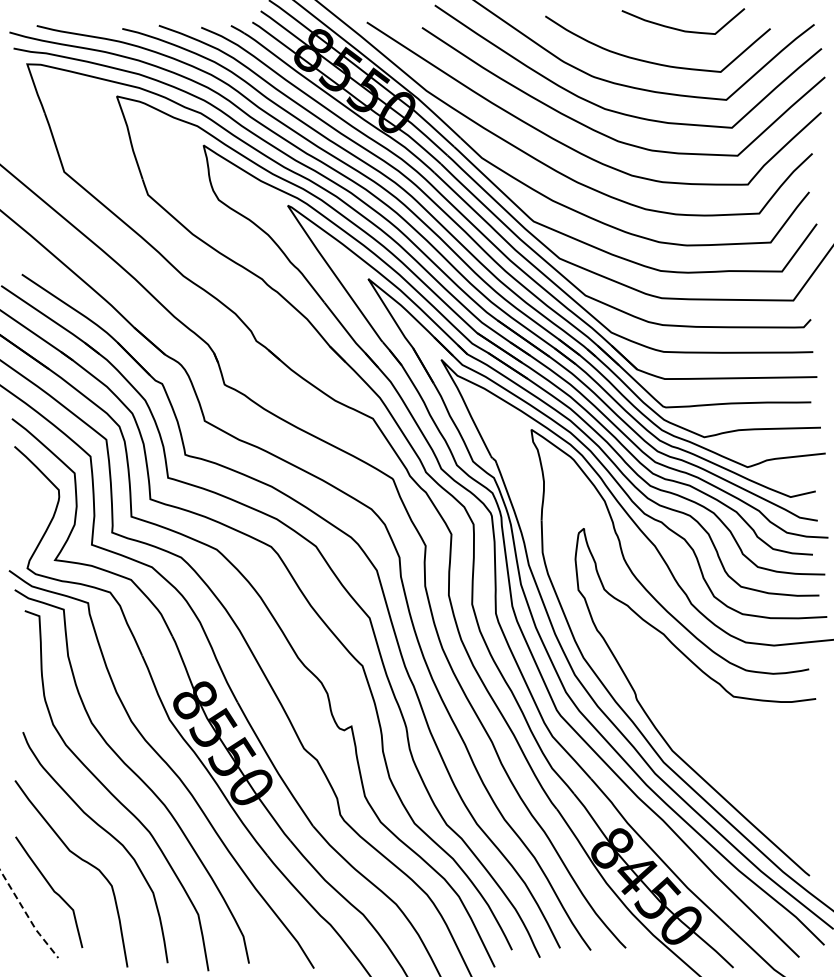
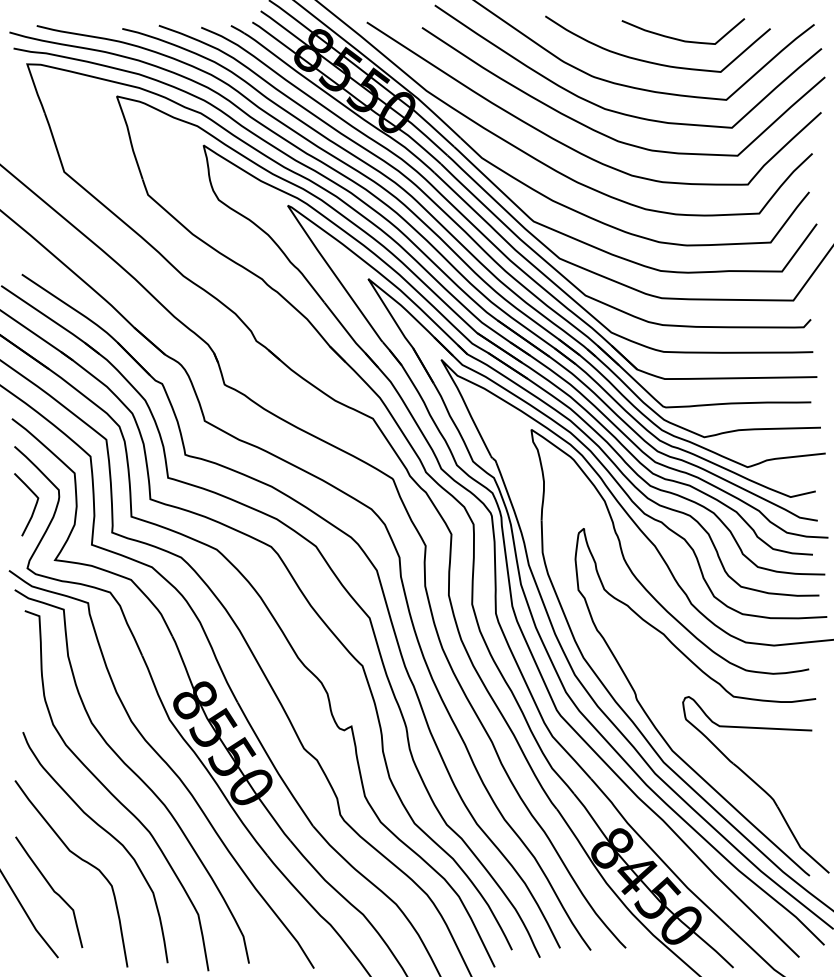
curve position: (682, 29) -> (682, 39) (682, 39)
curve: none -> present (33, 508)
part: none -> present (755, 784)
line: dashed -> solid (28, 917)
